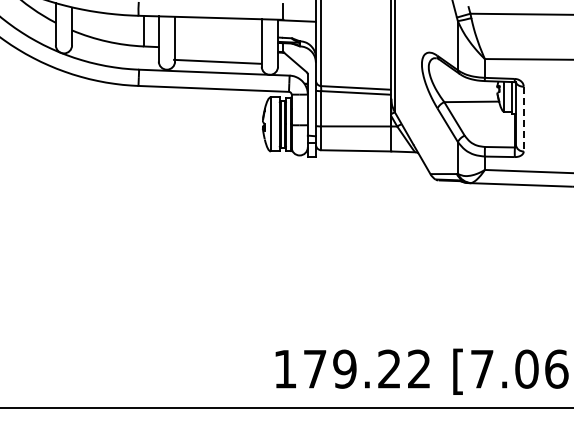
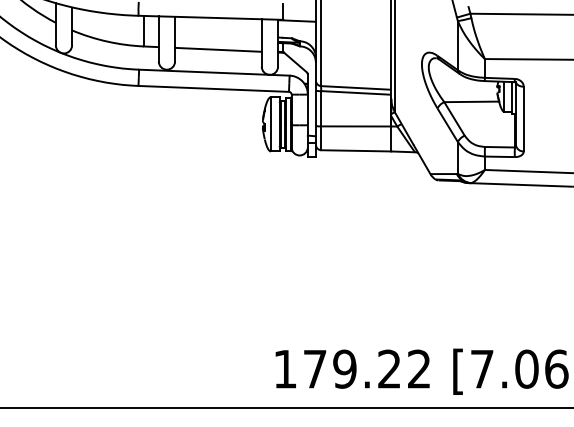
line position: (217, 61) -> (218, 49) (218, 49)
line: dashed -> solid (523, 119)
